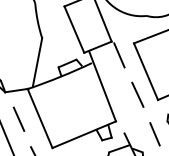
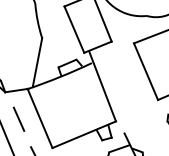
line: present -> none (119, 55)
line: present -> none (137, 94)
line: present -> none (154, 134)
